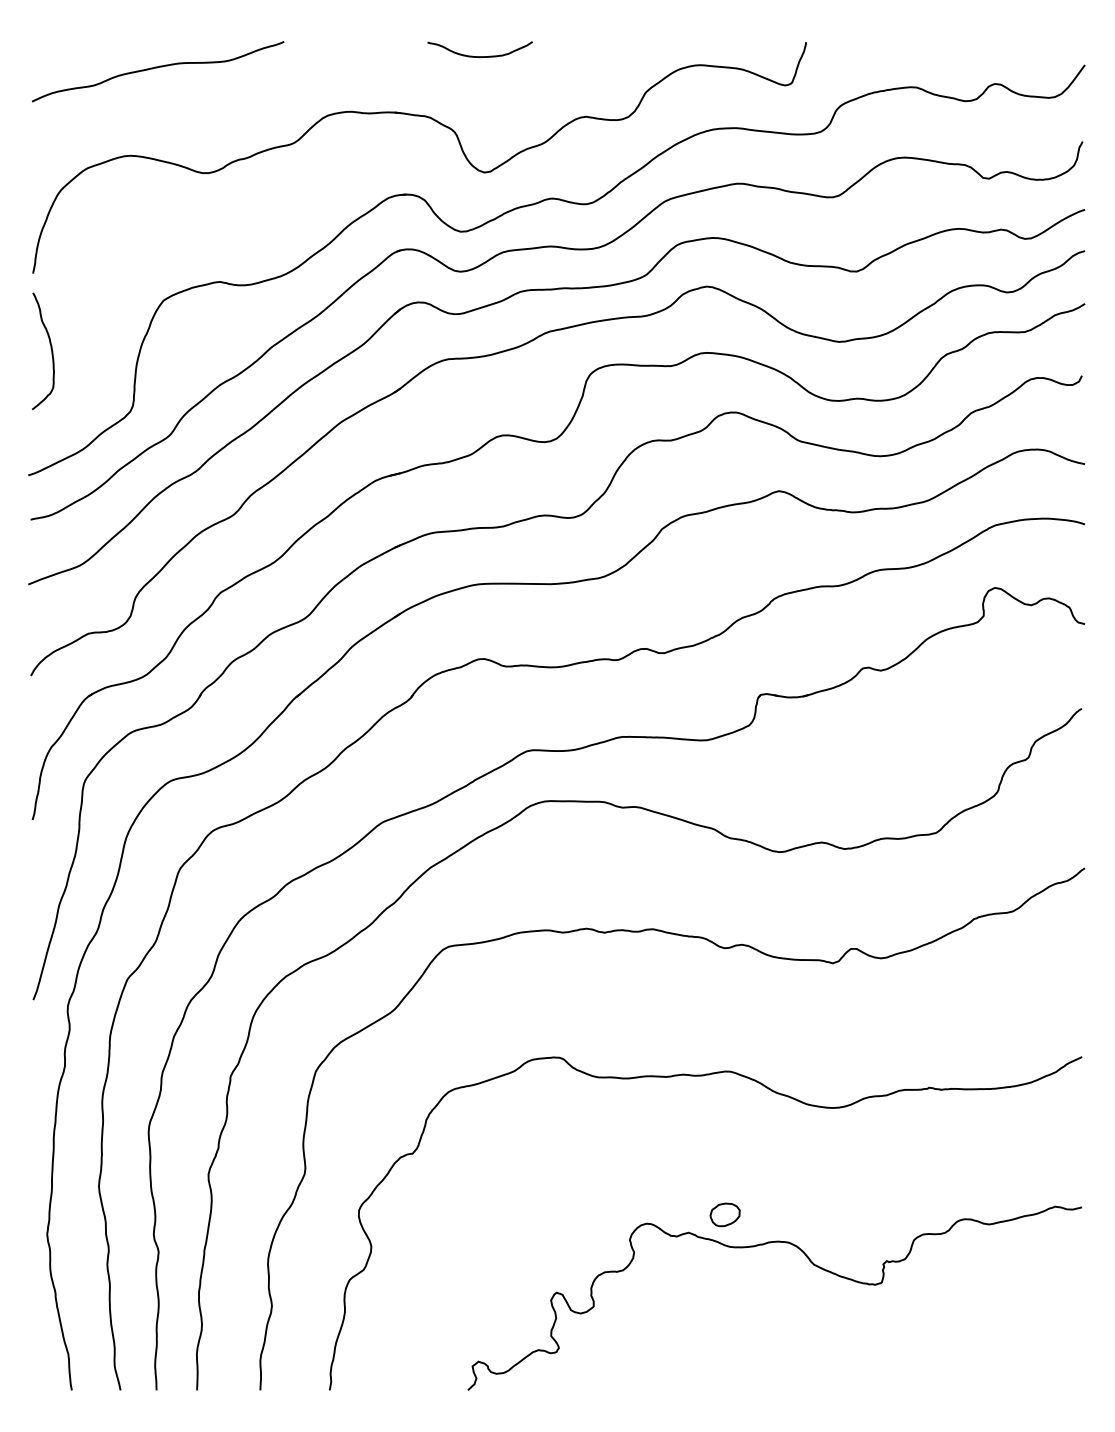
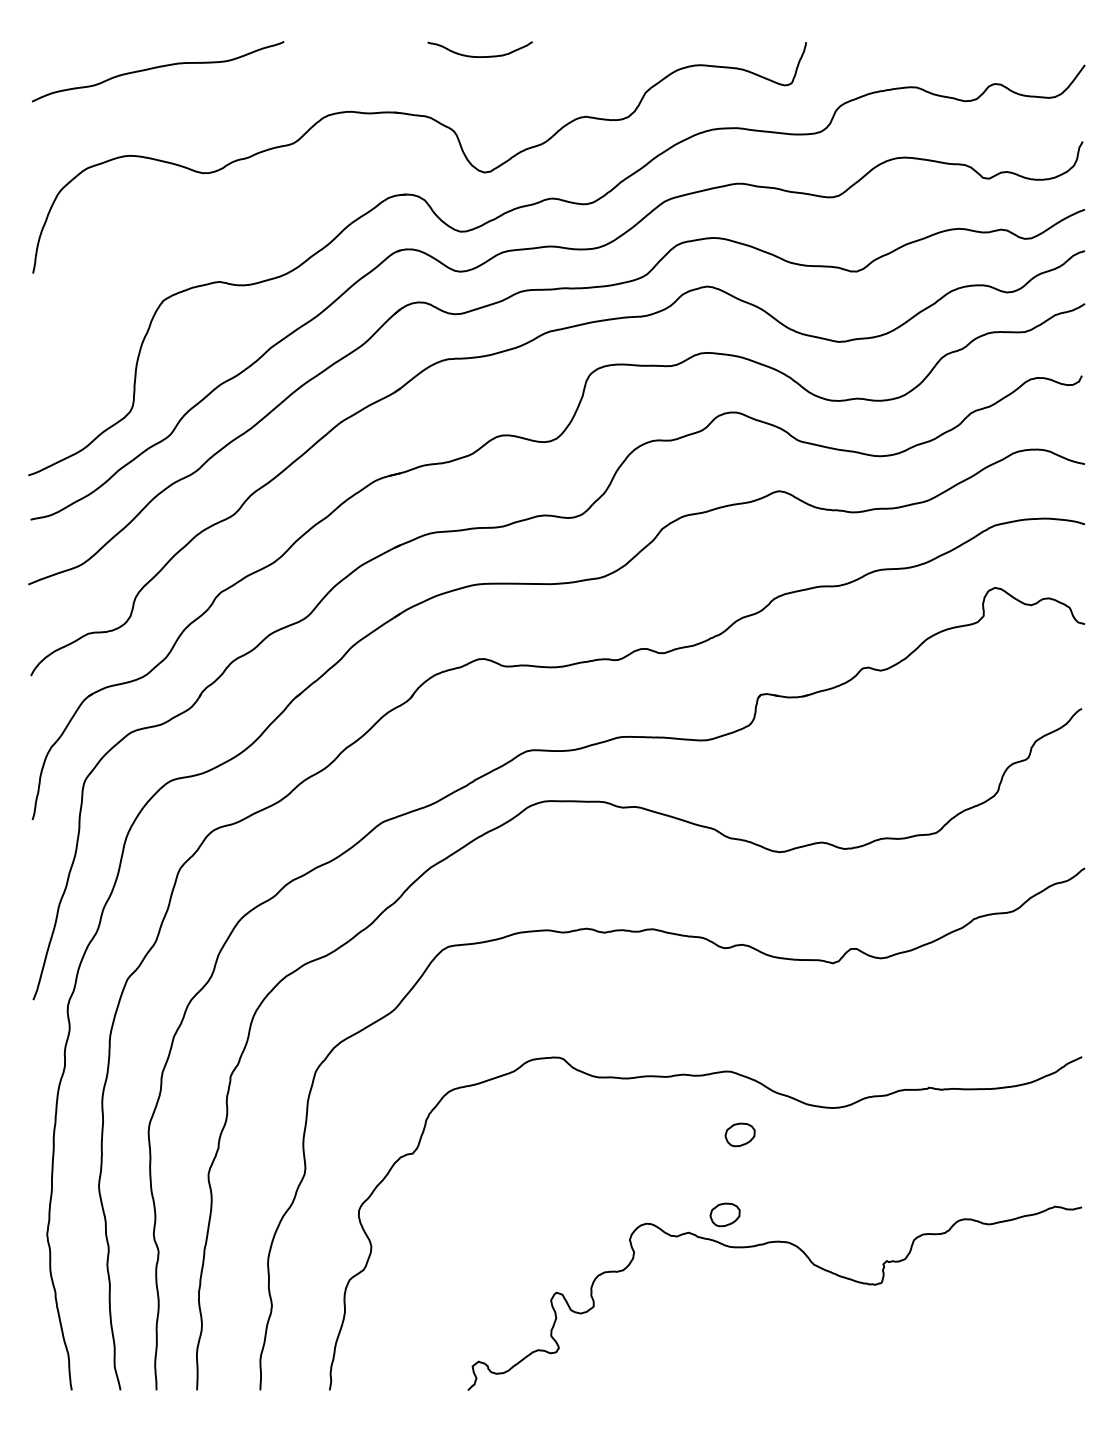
curve: present -> none (50, 348)
part: none -> present (739, 1134)
